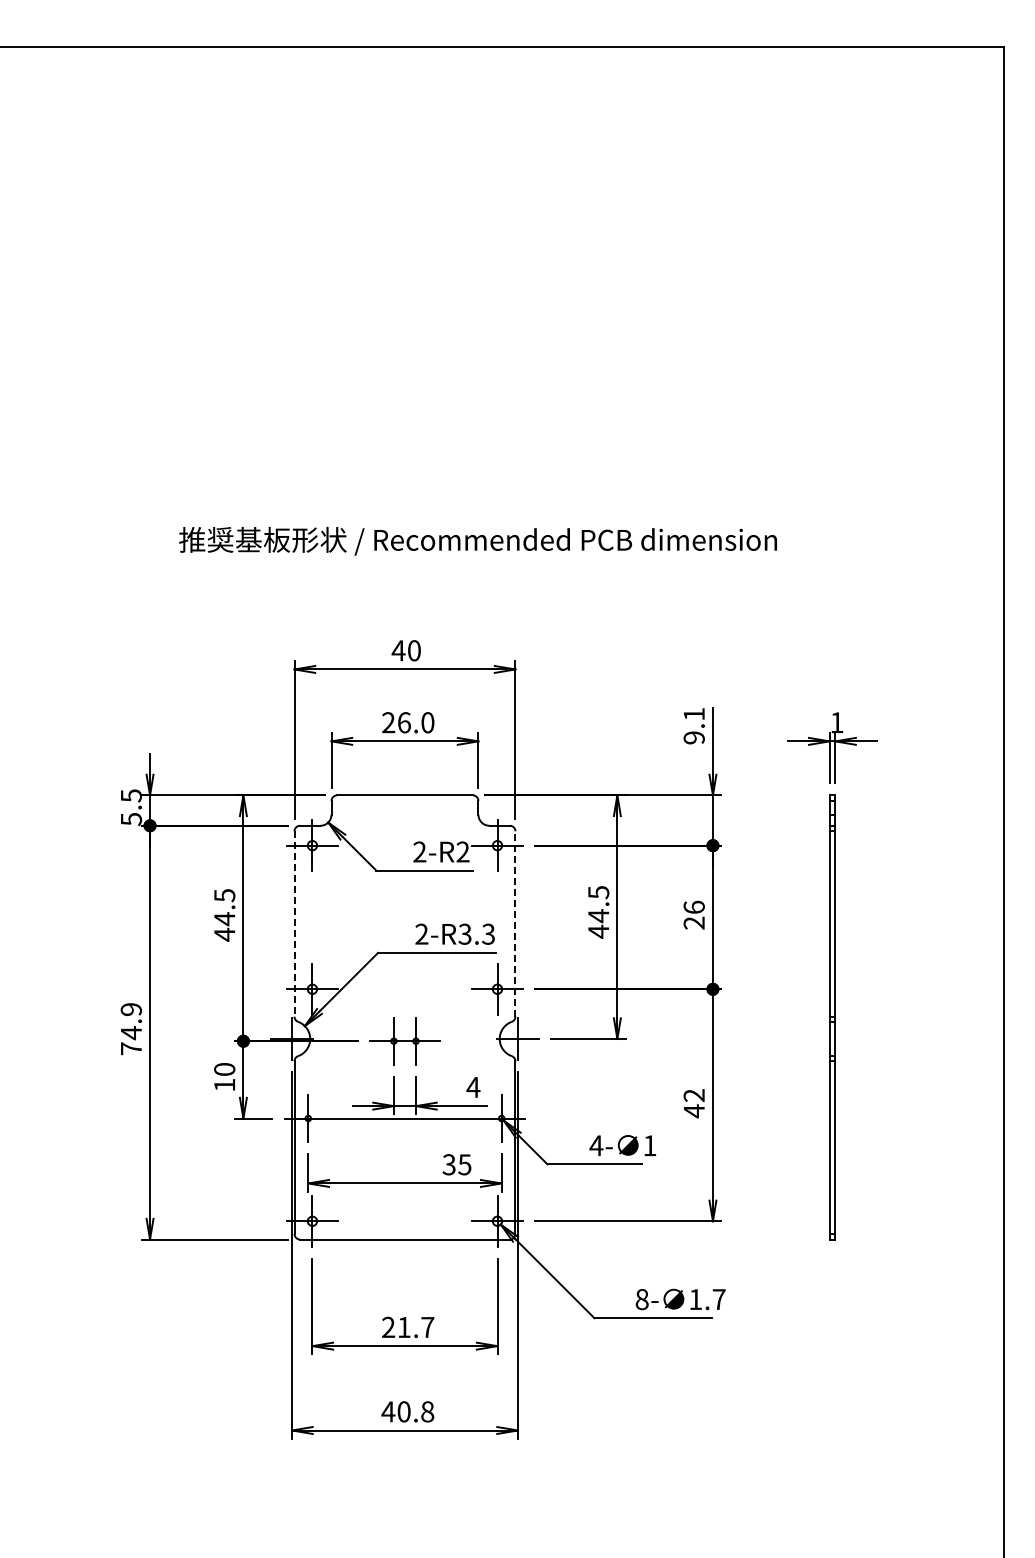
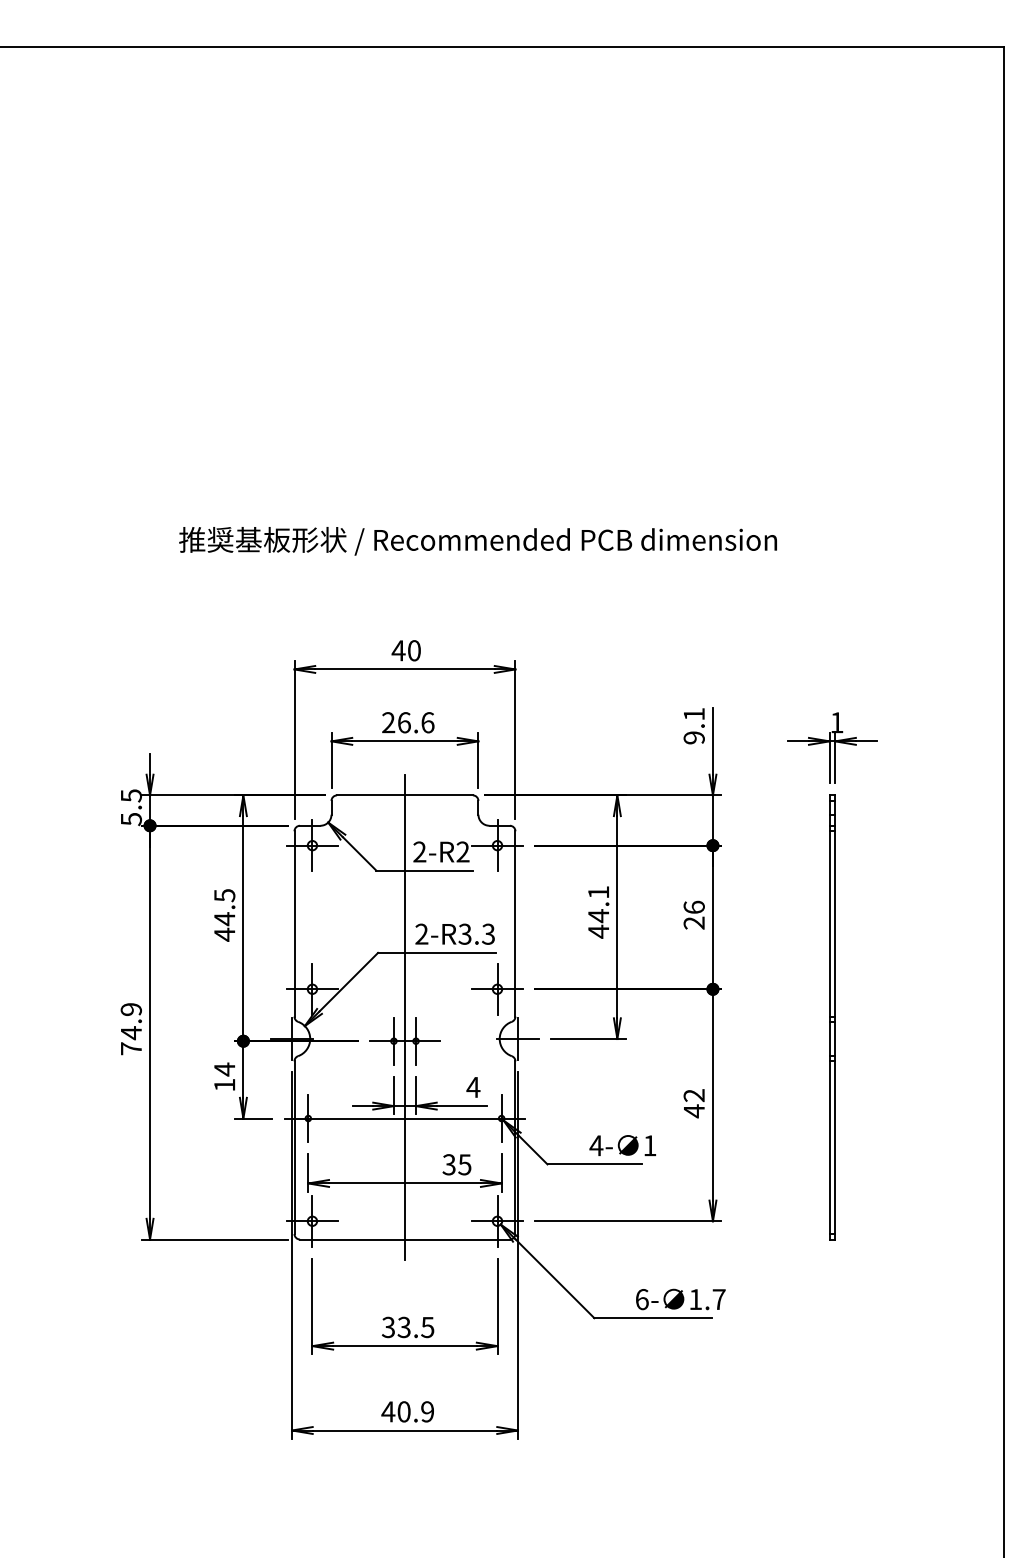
text: 26.0 -> 26.6 (427, 722)
text: 44.5 -> 44.1 (598, 892)
line: dashed -> solid (294, 923)
line: dashed -> solid (515, 923)
line: none -> present (404, 1017)
text: 10 -> 14 (224, 1069)
text: 8- -> 6- (641, 1299)
text: 21.7 -> 33.5 (407, 1327)
text: 40.8 -> 40.9 (427, 1411)
